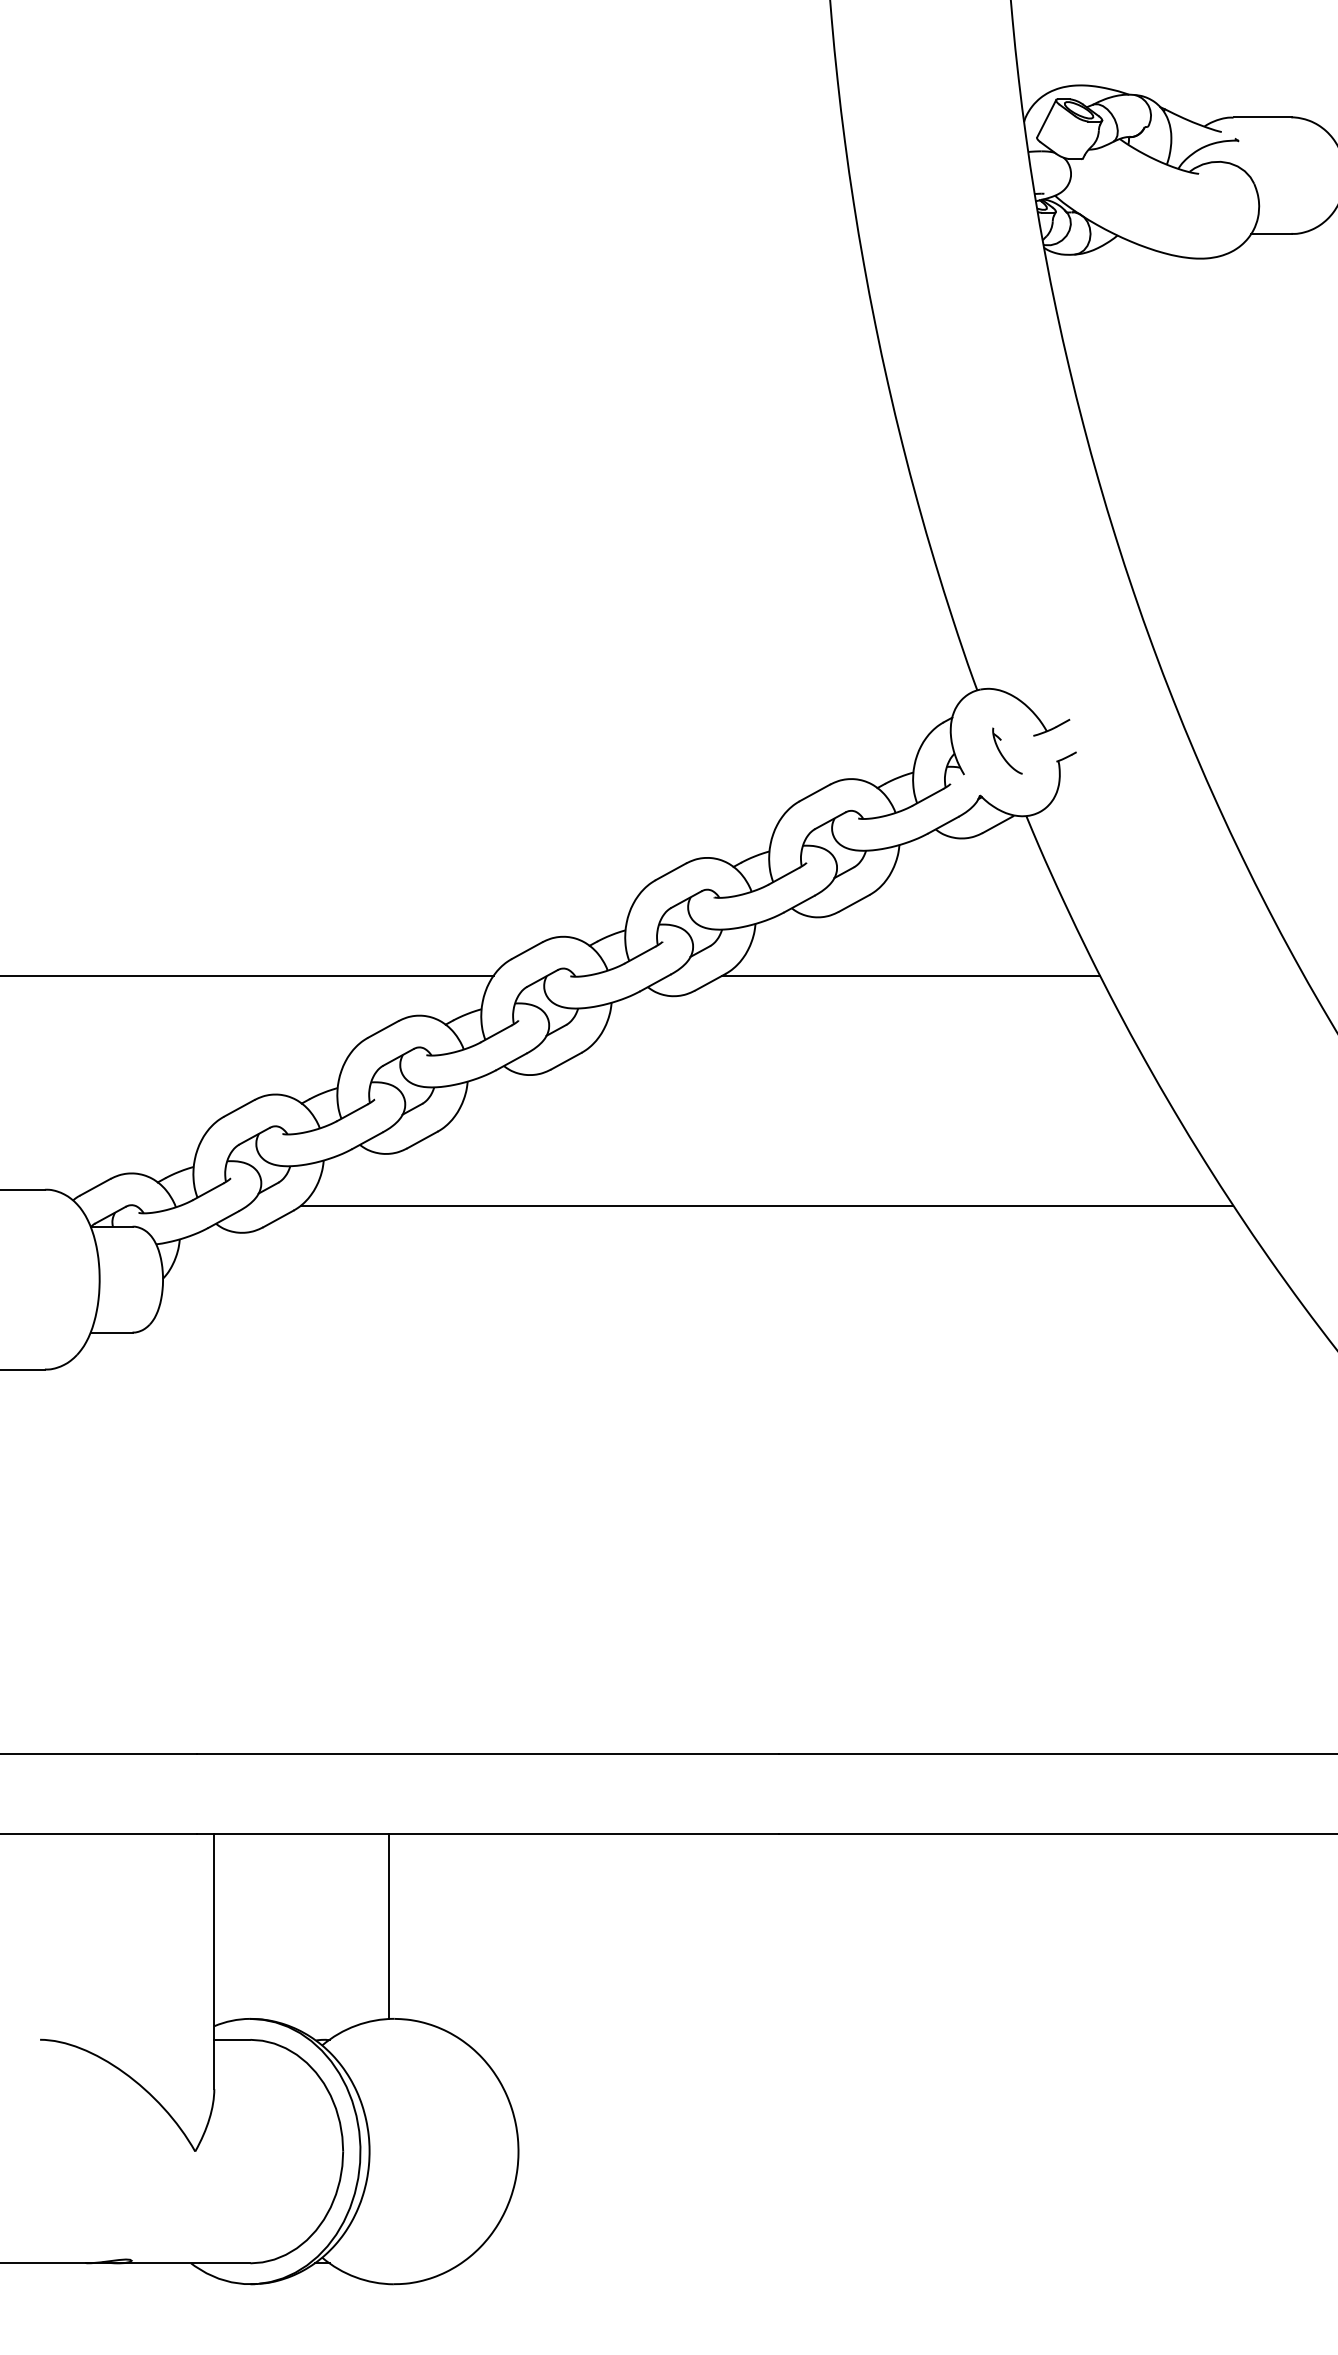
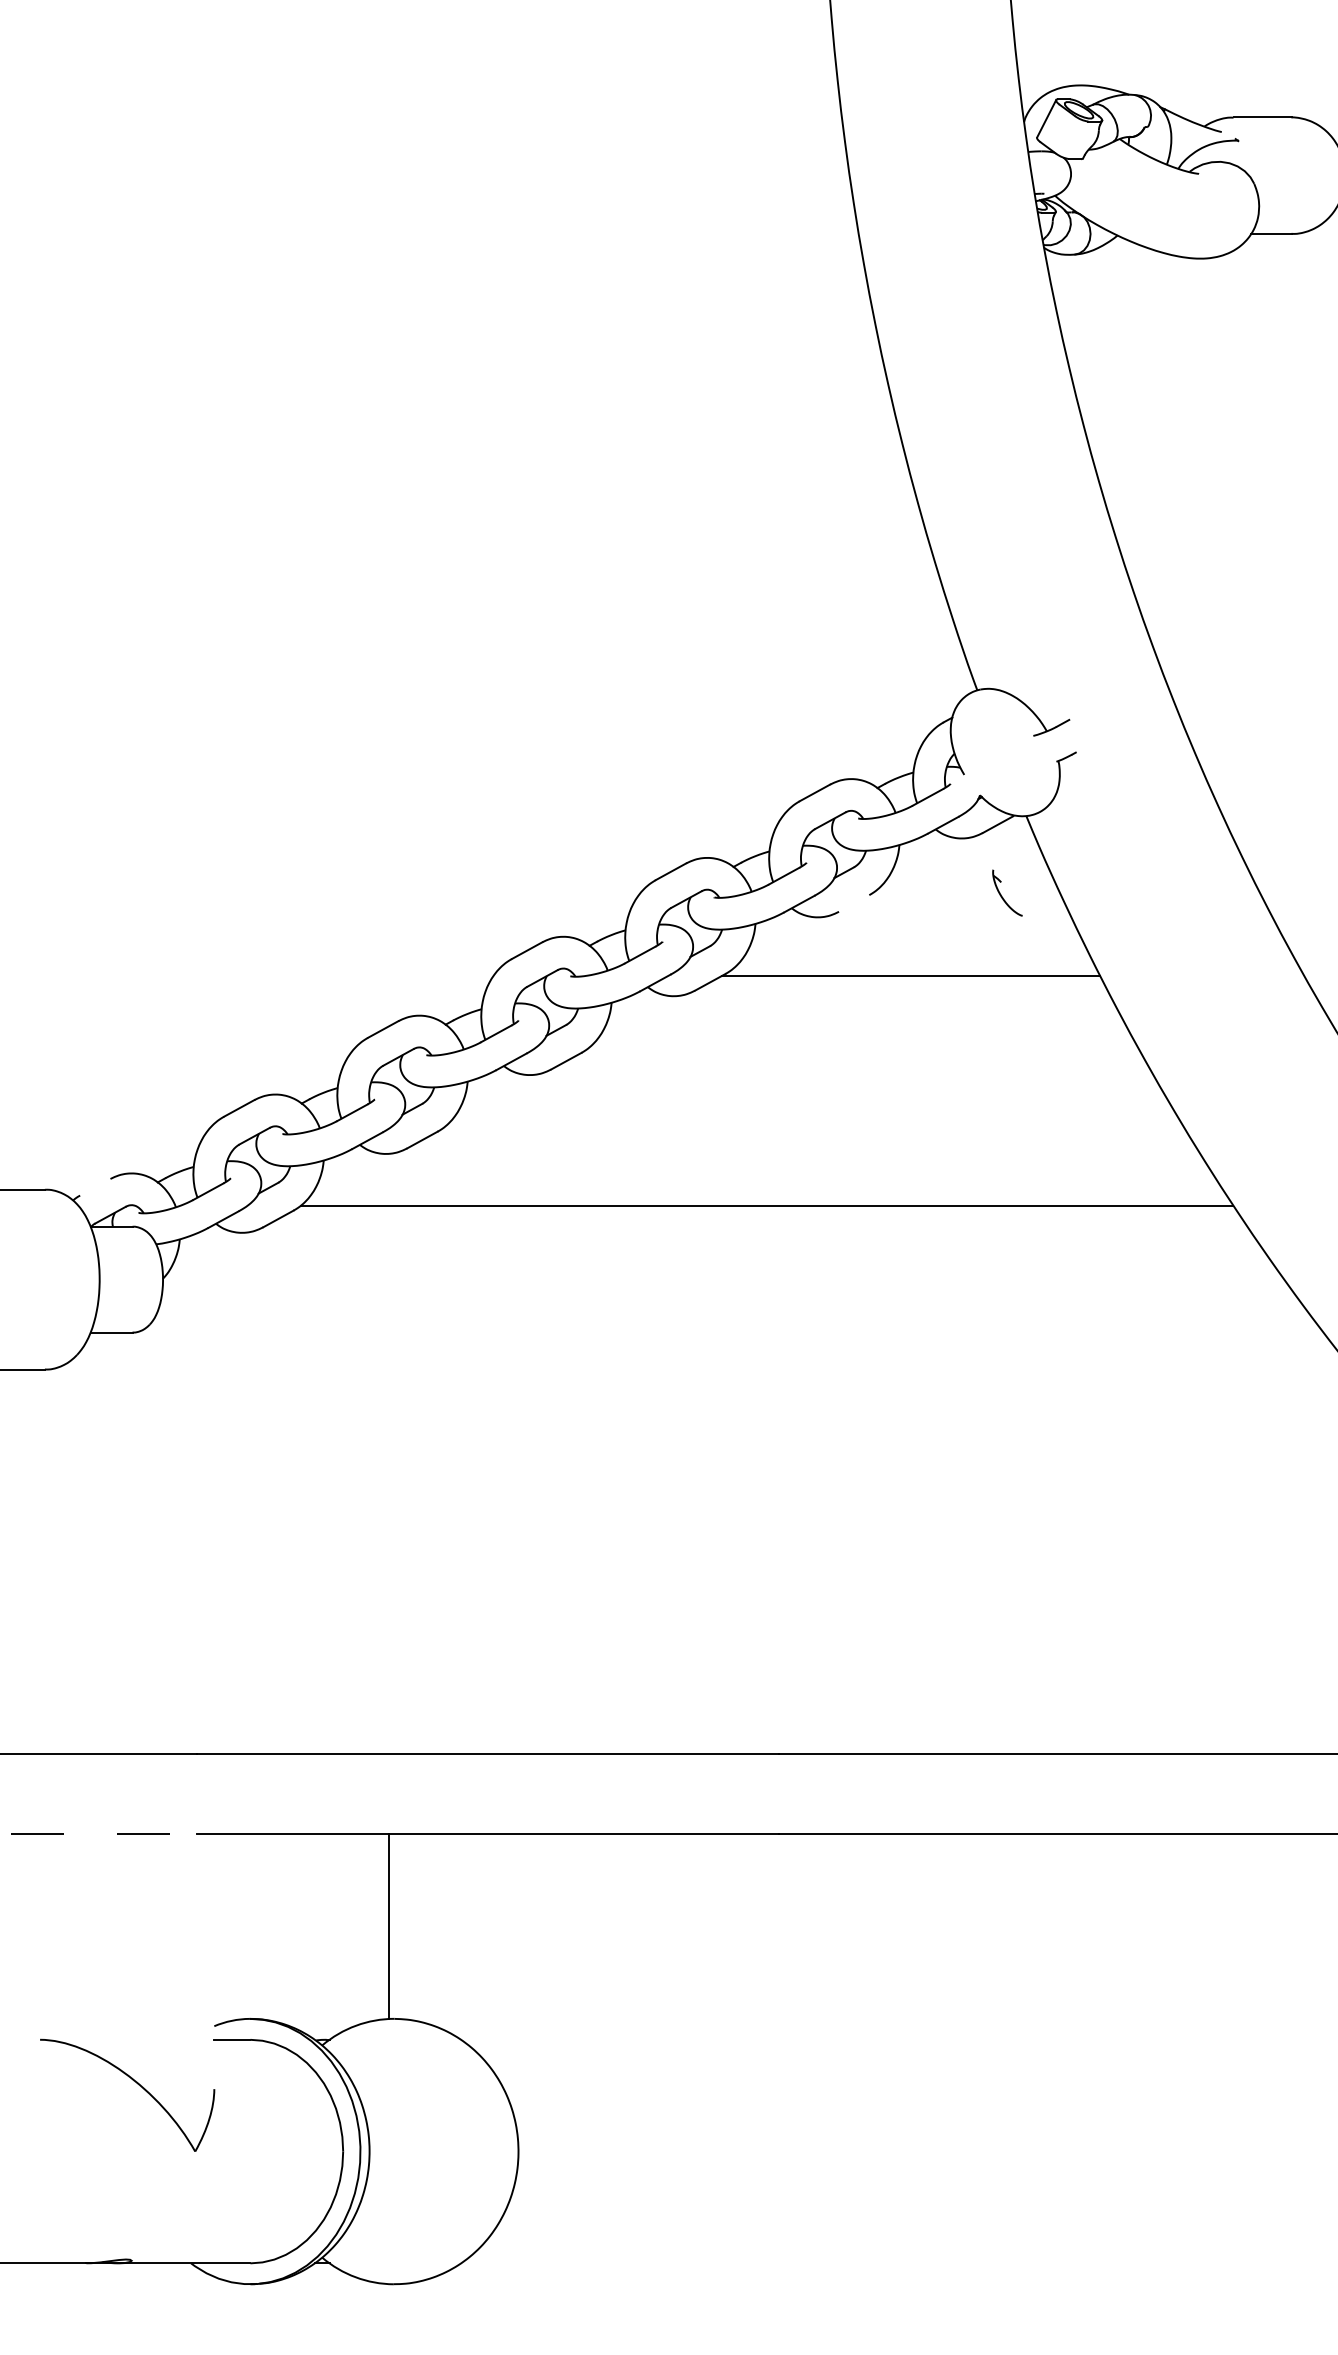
part position: (1001, 752) -> (1001, 894) (1001, 894)
line: present -> none (854, 903)
line: present -> none (247, 975)
line: present -> none (95, 1186)
line: solid -> dashed (99, 1833)
line: present -> none (214, 1961)
